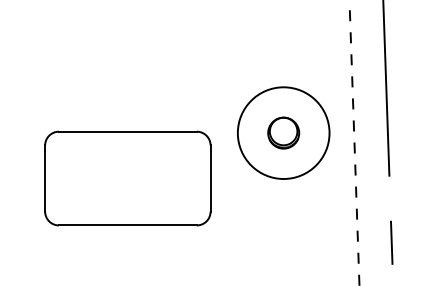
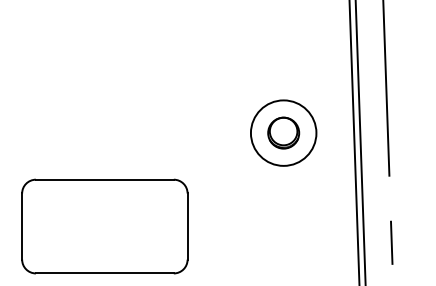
circle diameter: 92 px -> 65 px (283, 132)
line: dashed -> solid (354, 142)
line: none -> present (360, 142)
part position: (127, 178) -> (104, 226) (104, 226)
